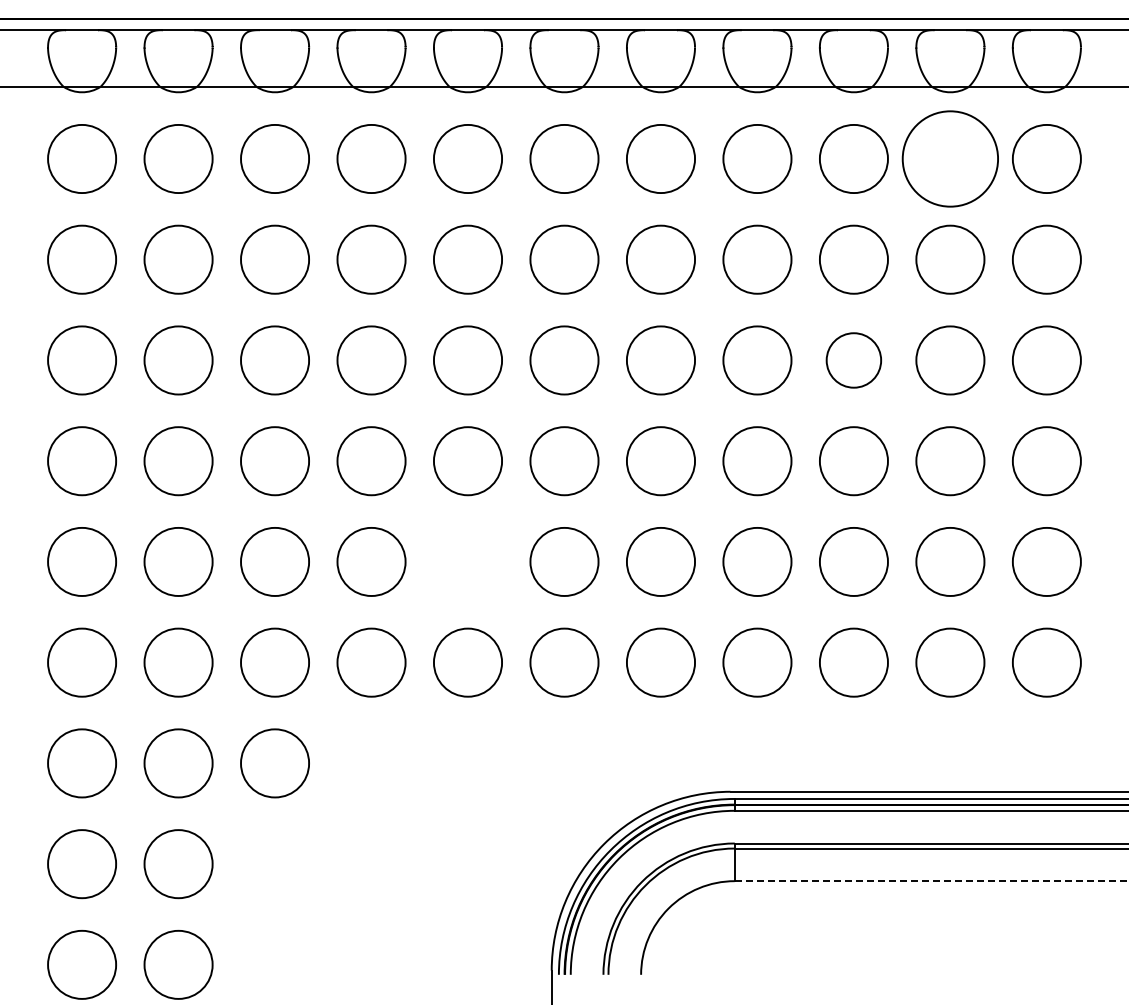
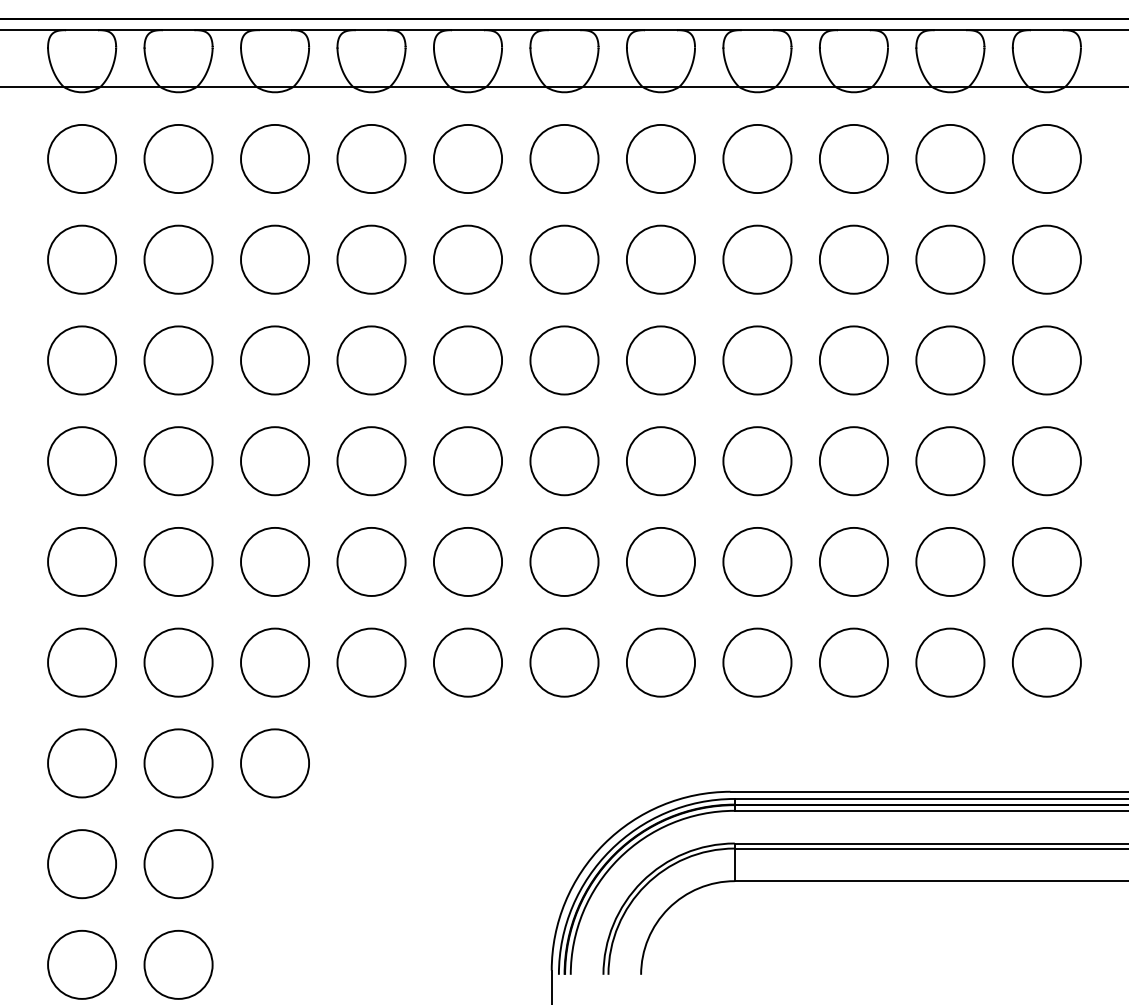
circle diameter: 95 px -> 68 px (950, 158)
circle diameter: 54 px -> 68 px (853, 360)
circle: none -> present (467, 561)
line: dashed -> solid (931, 881)
